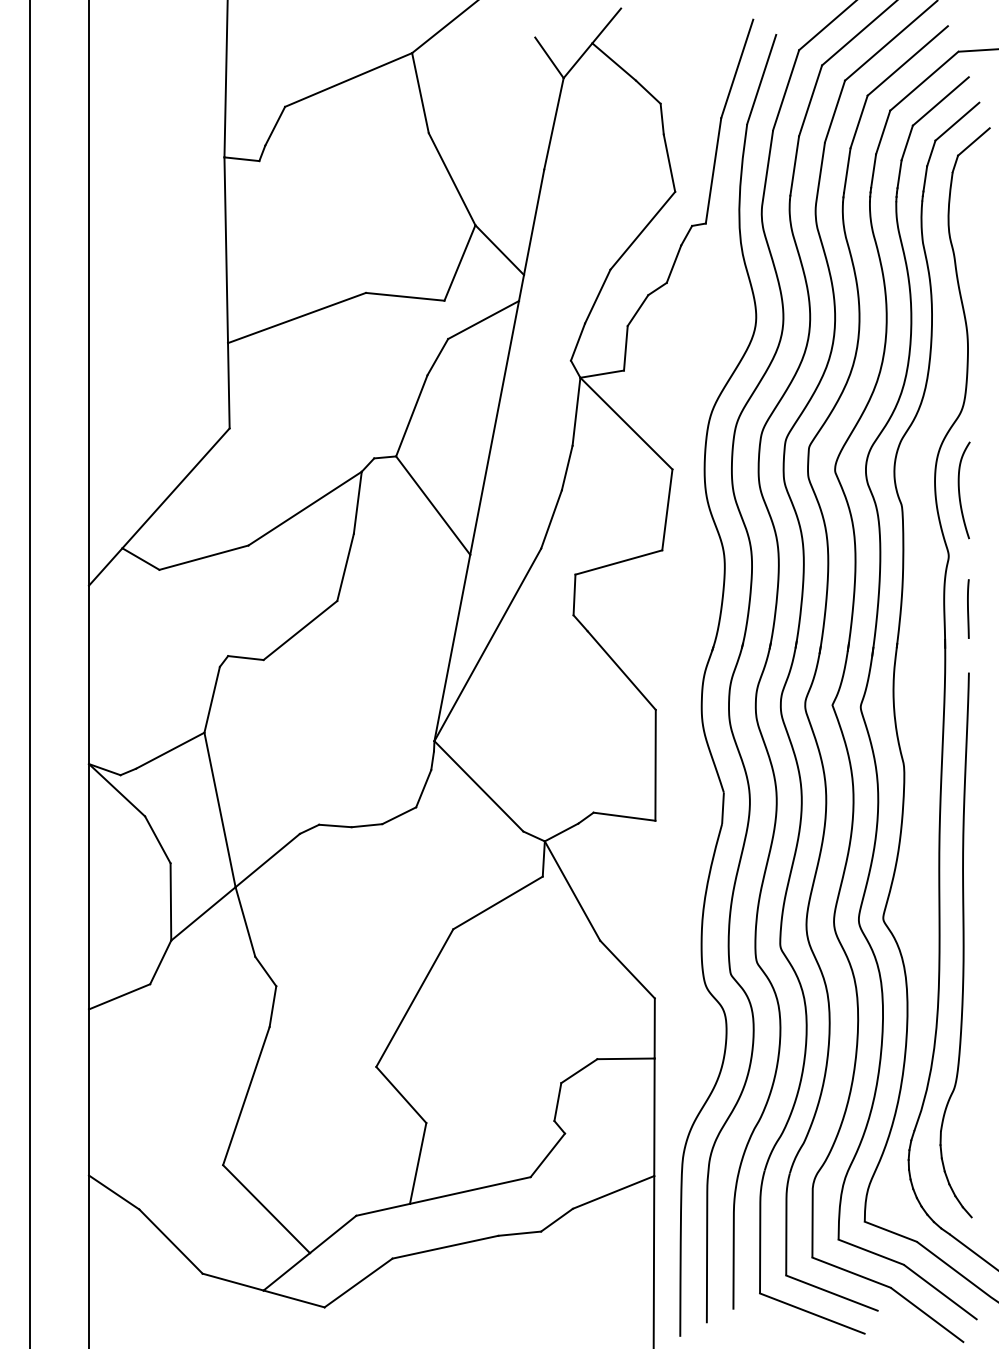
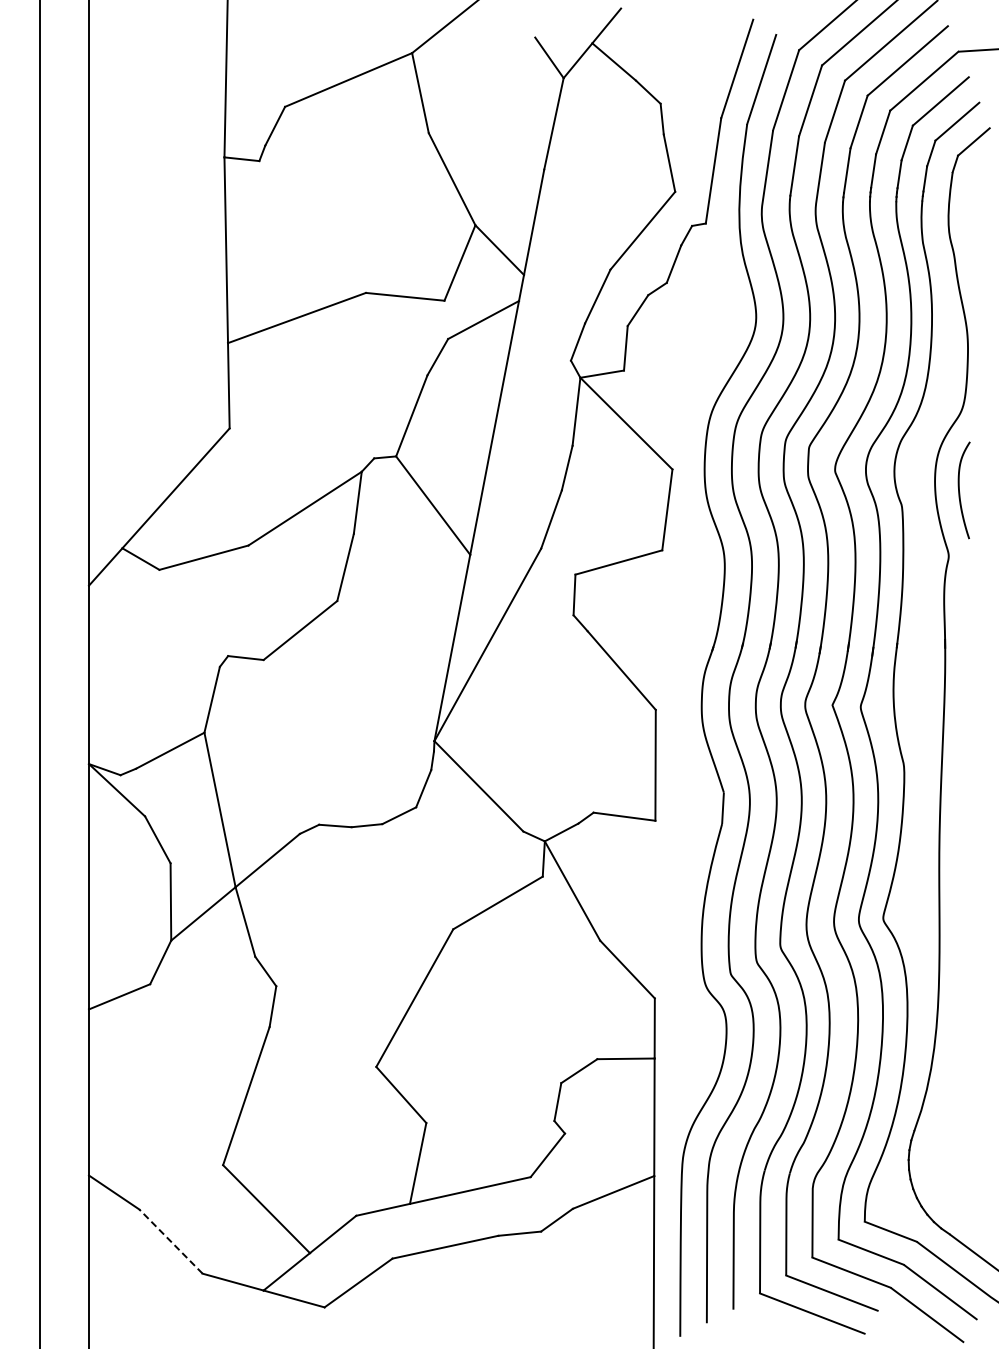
line: present -> none (968, 608)
line position: (30, 673) -> (40, 673) (40, 673)
part: present -> none (962, 945)
line: solid -> dashed (170, 1241)
